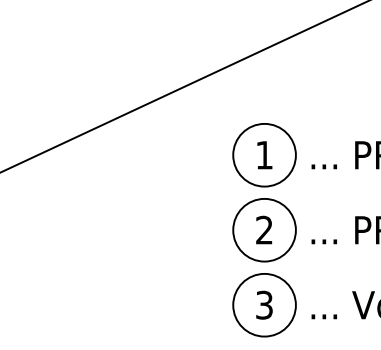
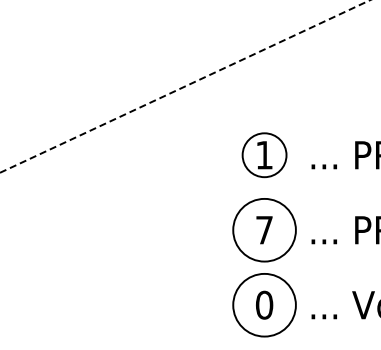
line: solid -> dashed (185, 86)
circle diameter: 63 px -> 44 px (264, 155)
text: 2 -> 7 (264, 229)
text: 3 -> 0 (264, 304)
